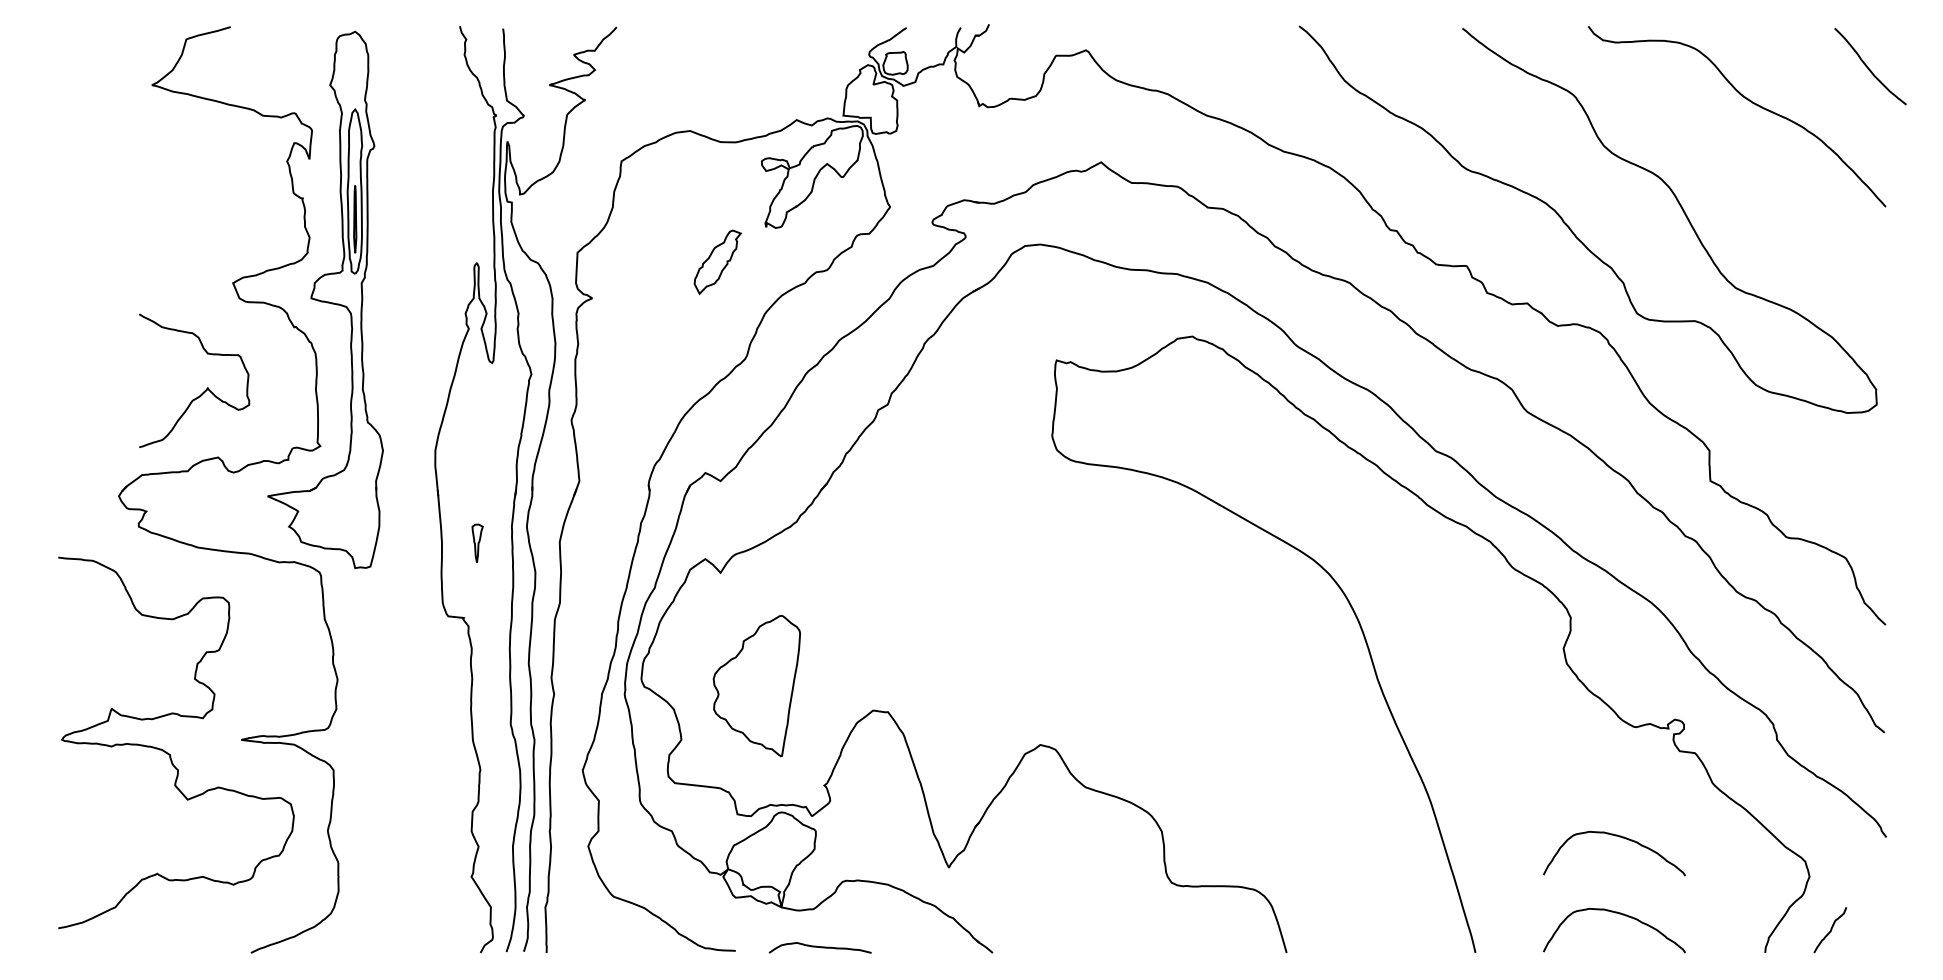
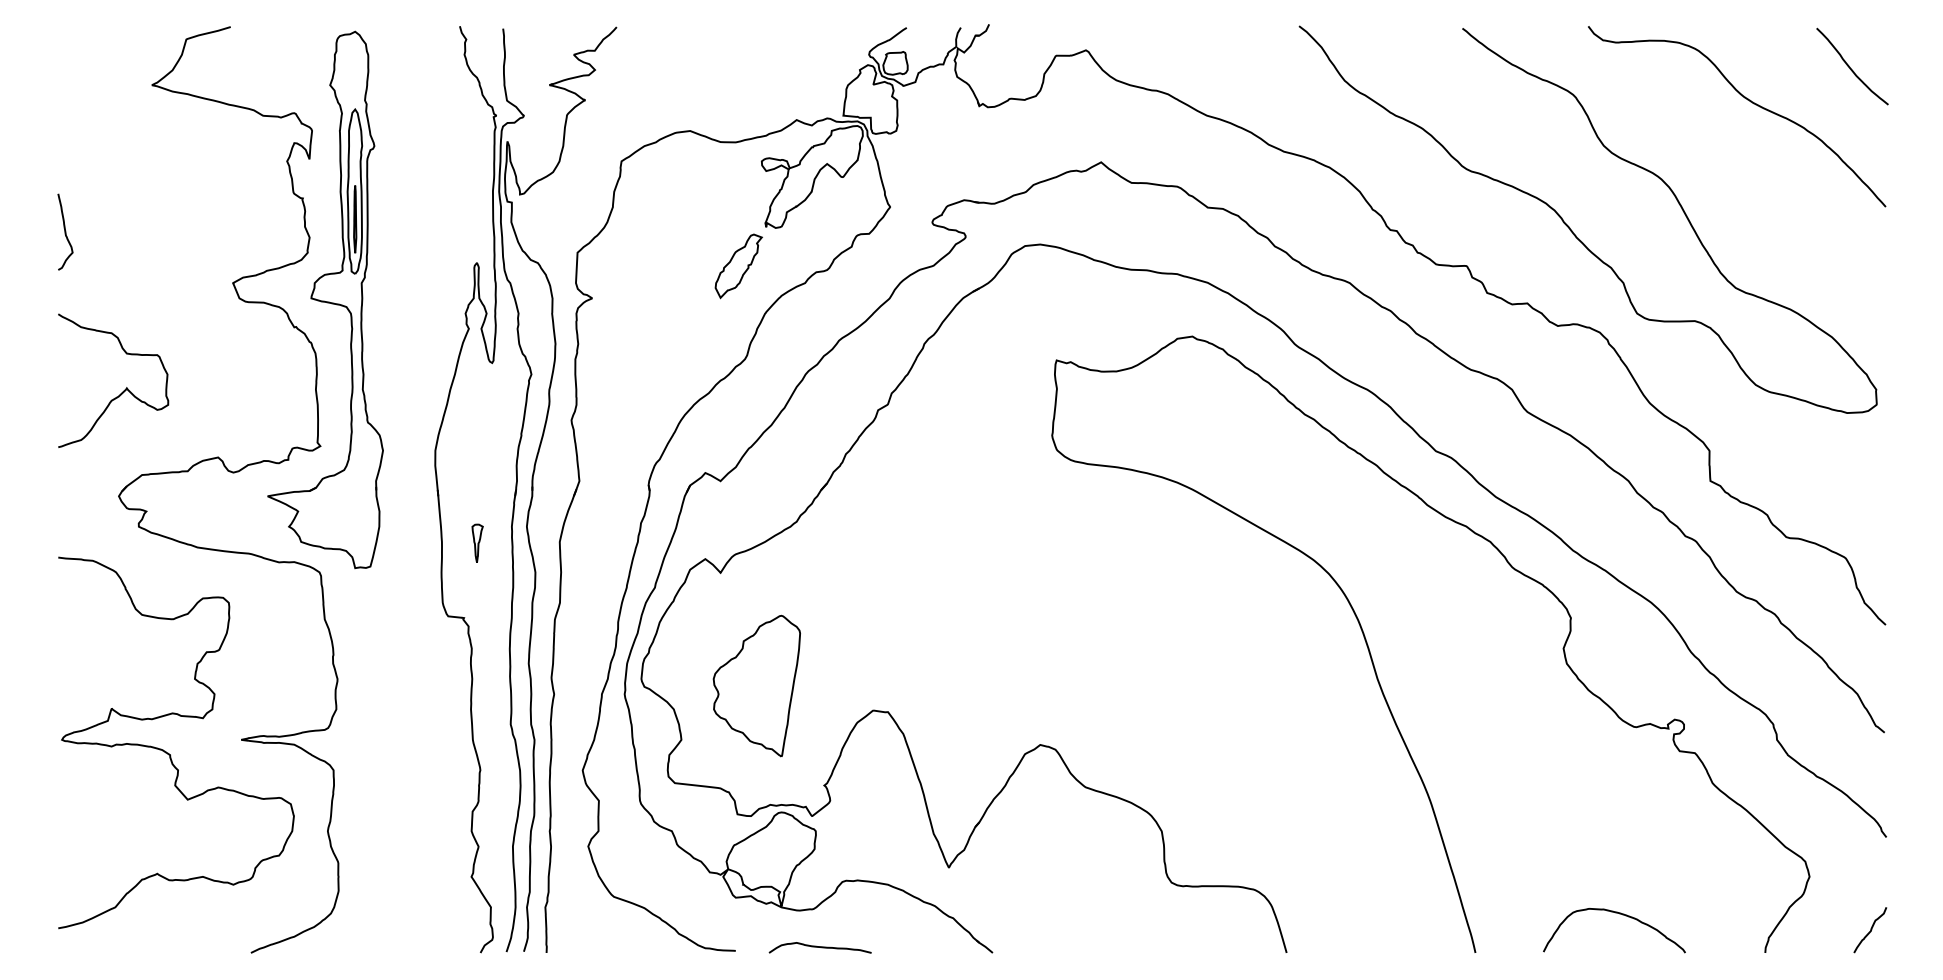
curve position: (1868, 67) -> (1850, 67) (1850, 67)
curve: none -> present (65, 231)
part position: (717, 262) -> (738, 266) (738, 266)
curve position: (204, 390) -> (123, 390) (123, 390)
curve: present -> none (1619, 837)
curve position: (1830, 930) -> (1870, 930) (1870, 930)
